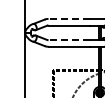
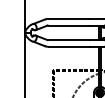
line: dashed -> solid (69, 18)
line: dashed -> solid (69, 40)
